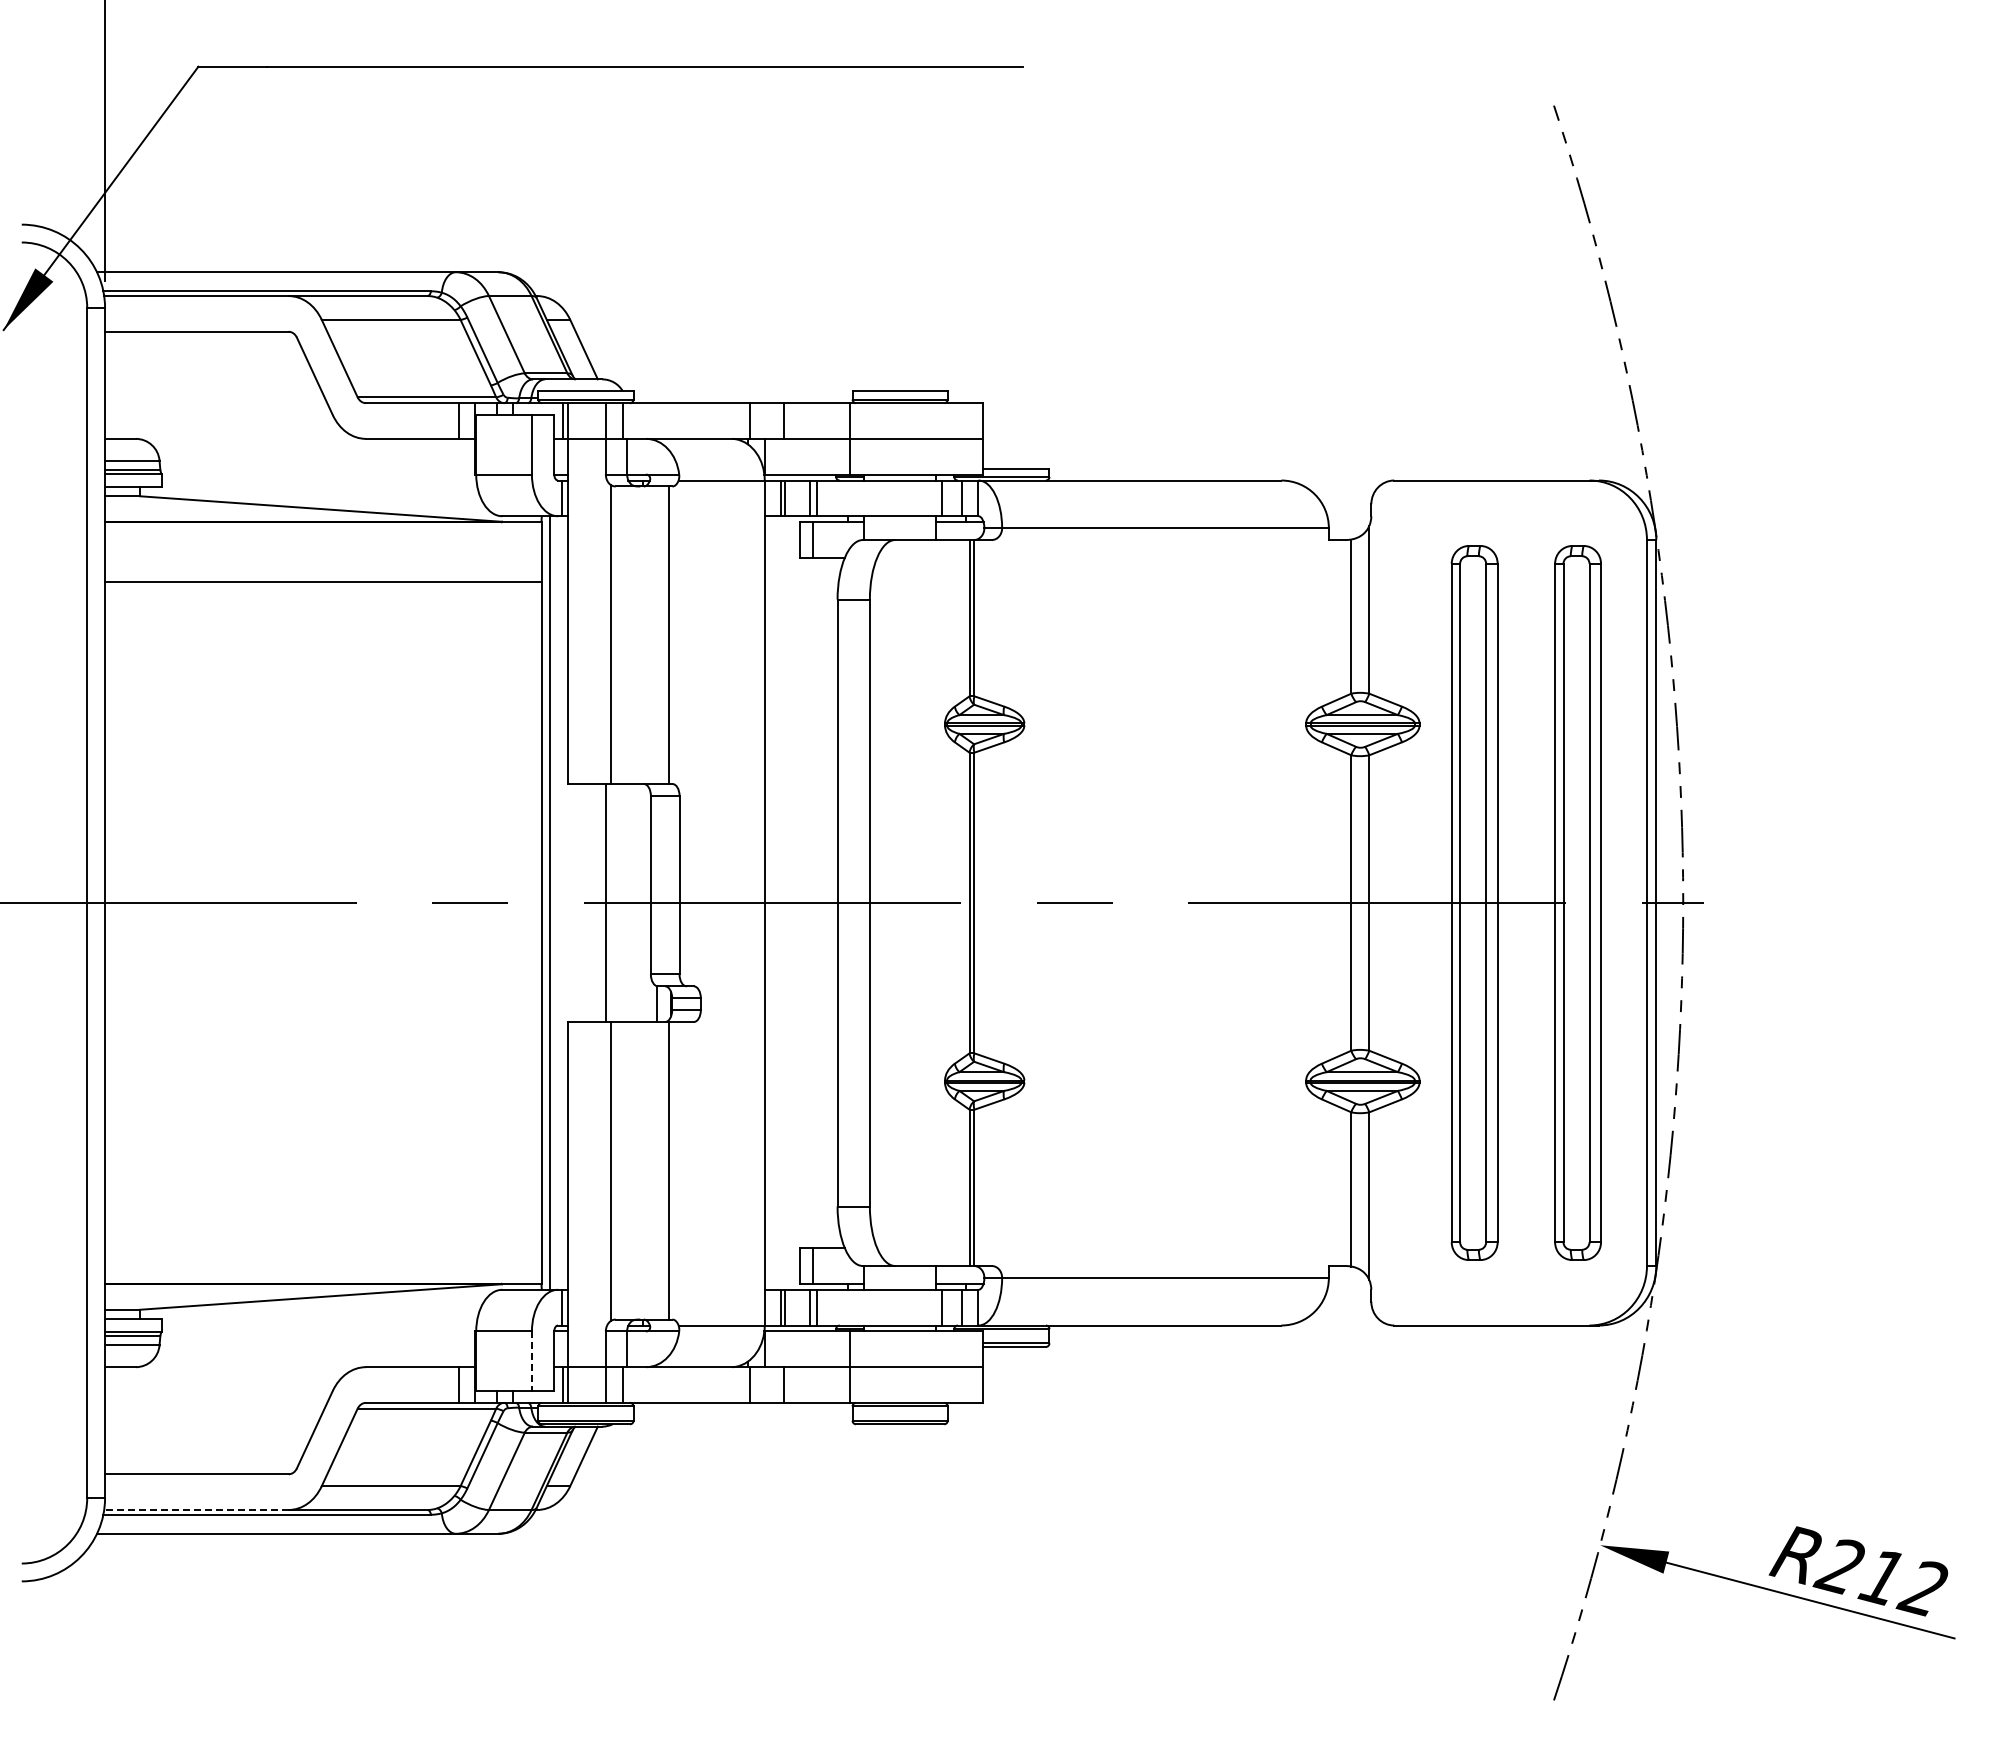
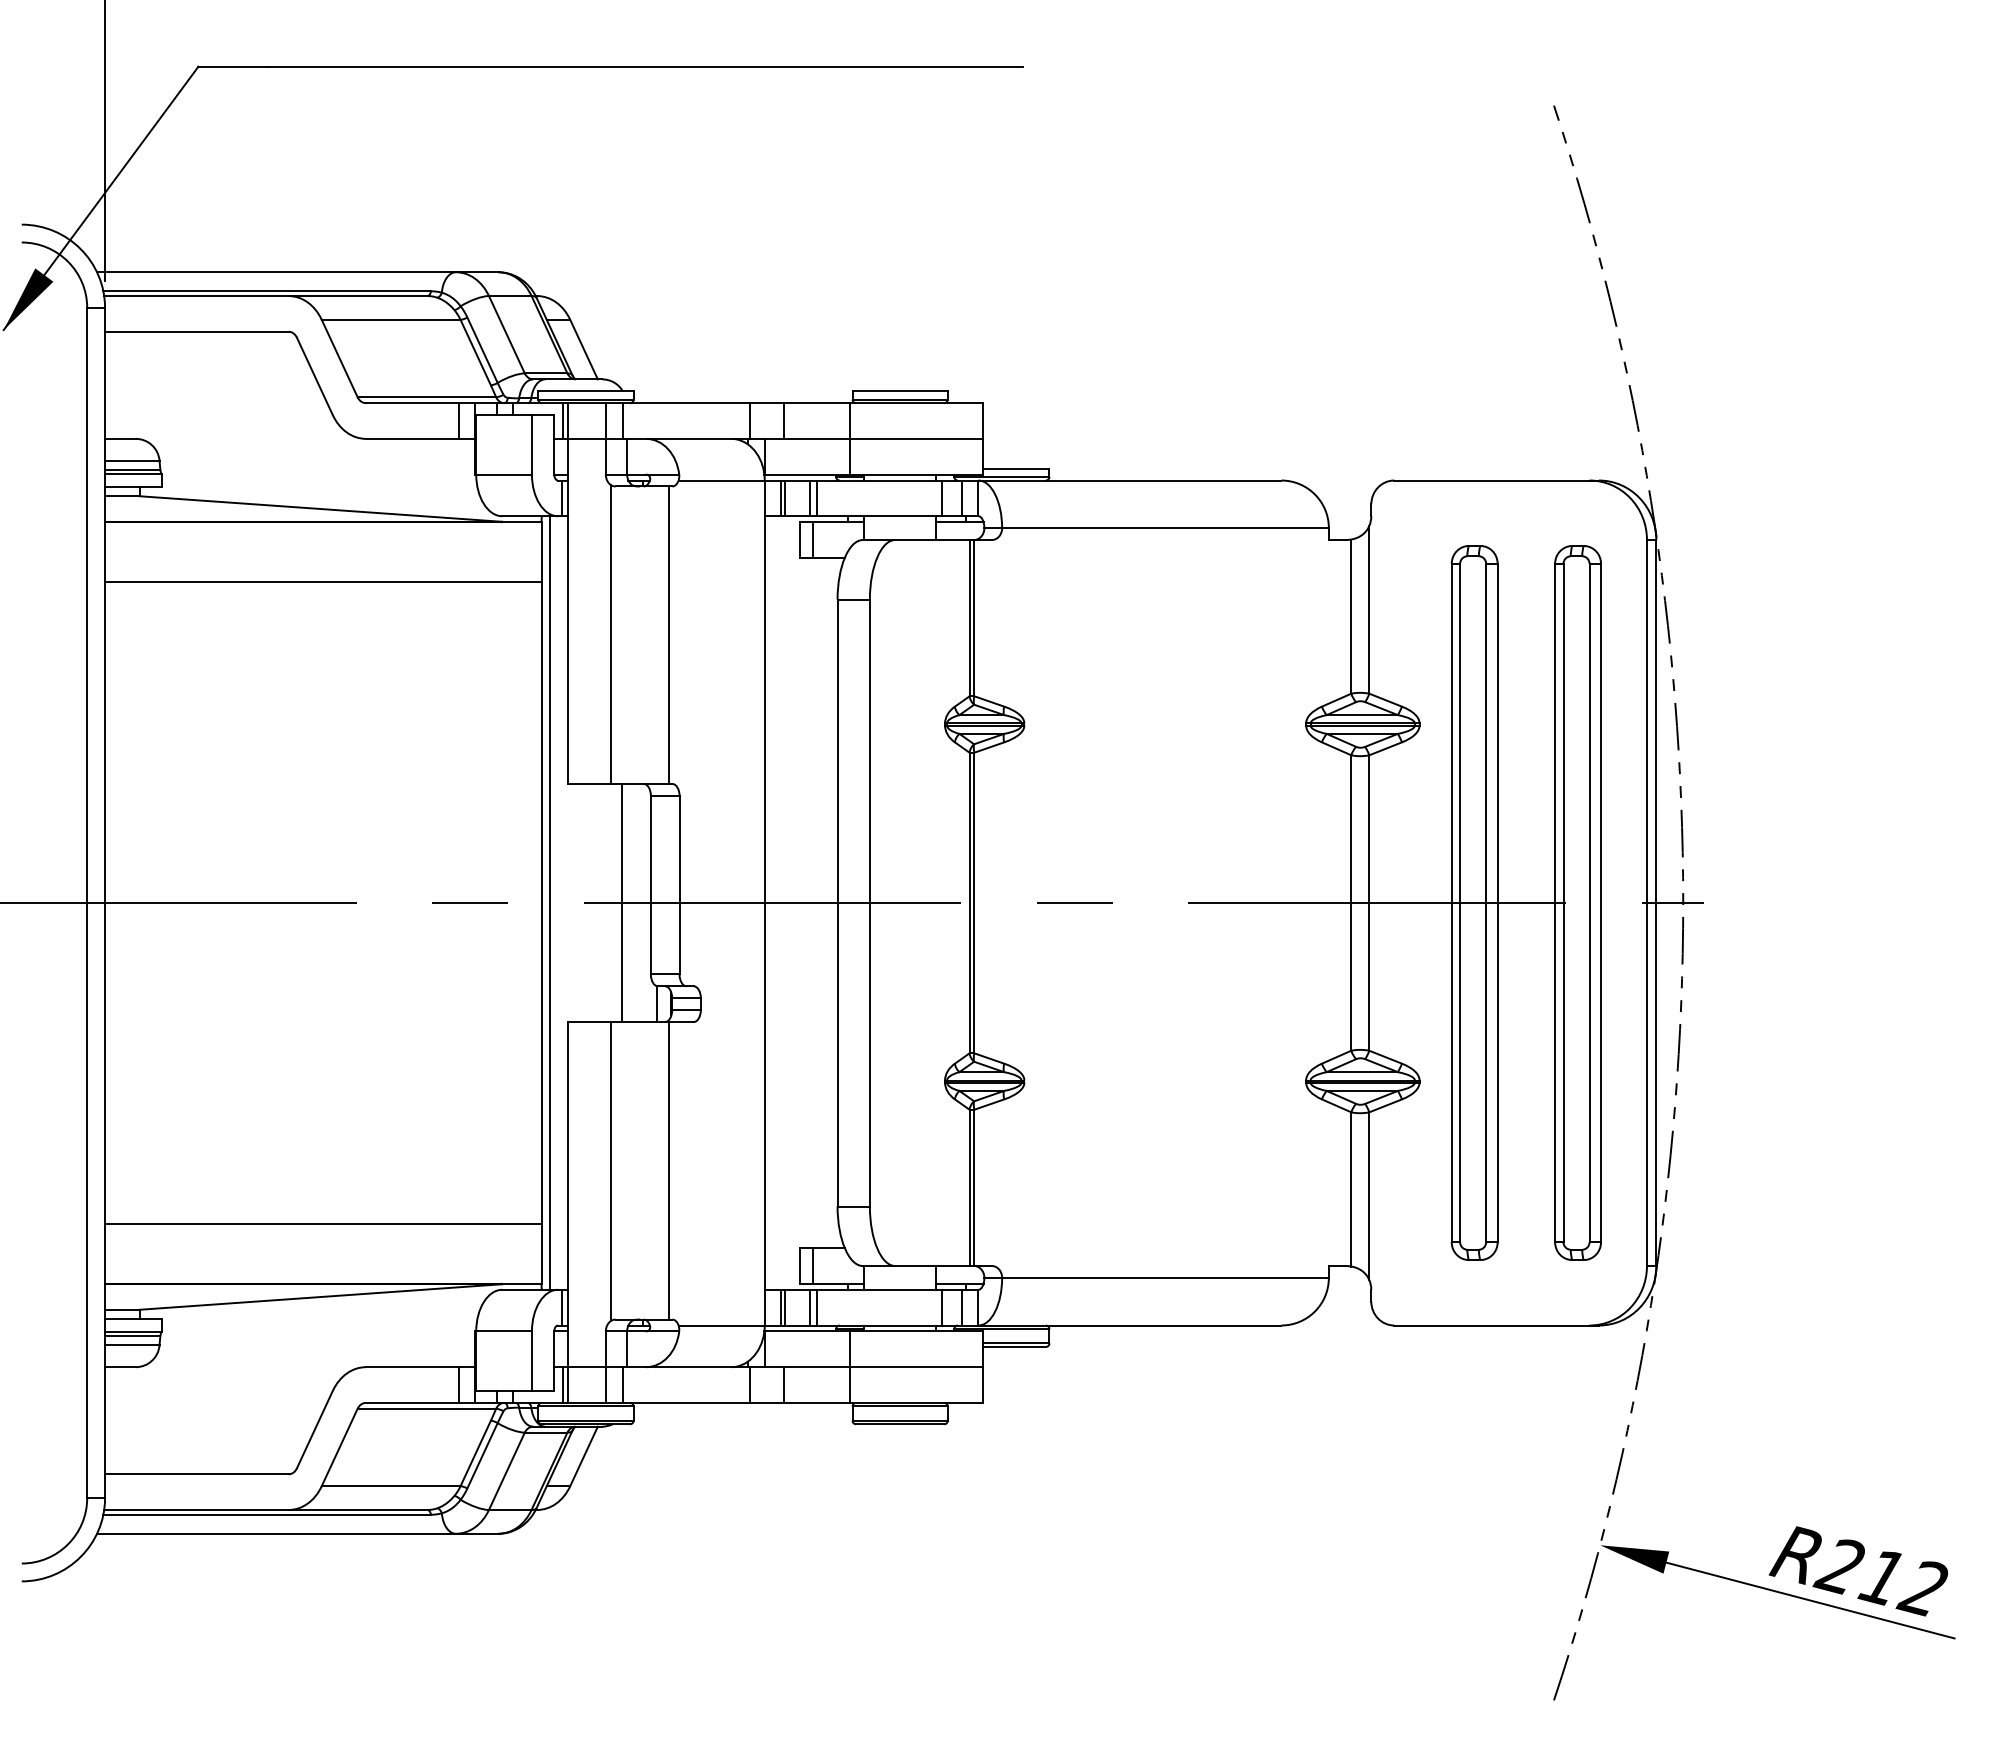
line position: (605, 903) -> (621, 903) (621, 903)
line: none -> present (323, 1224)
line: dashed -> solid (531, 1361)
line: dashed -> solid (195, 1509)
